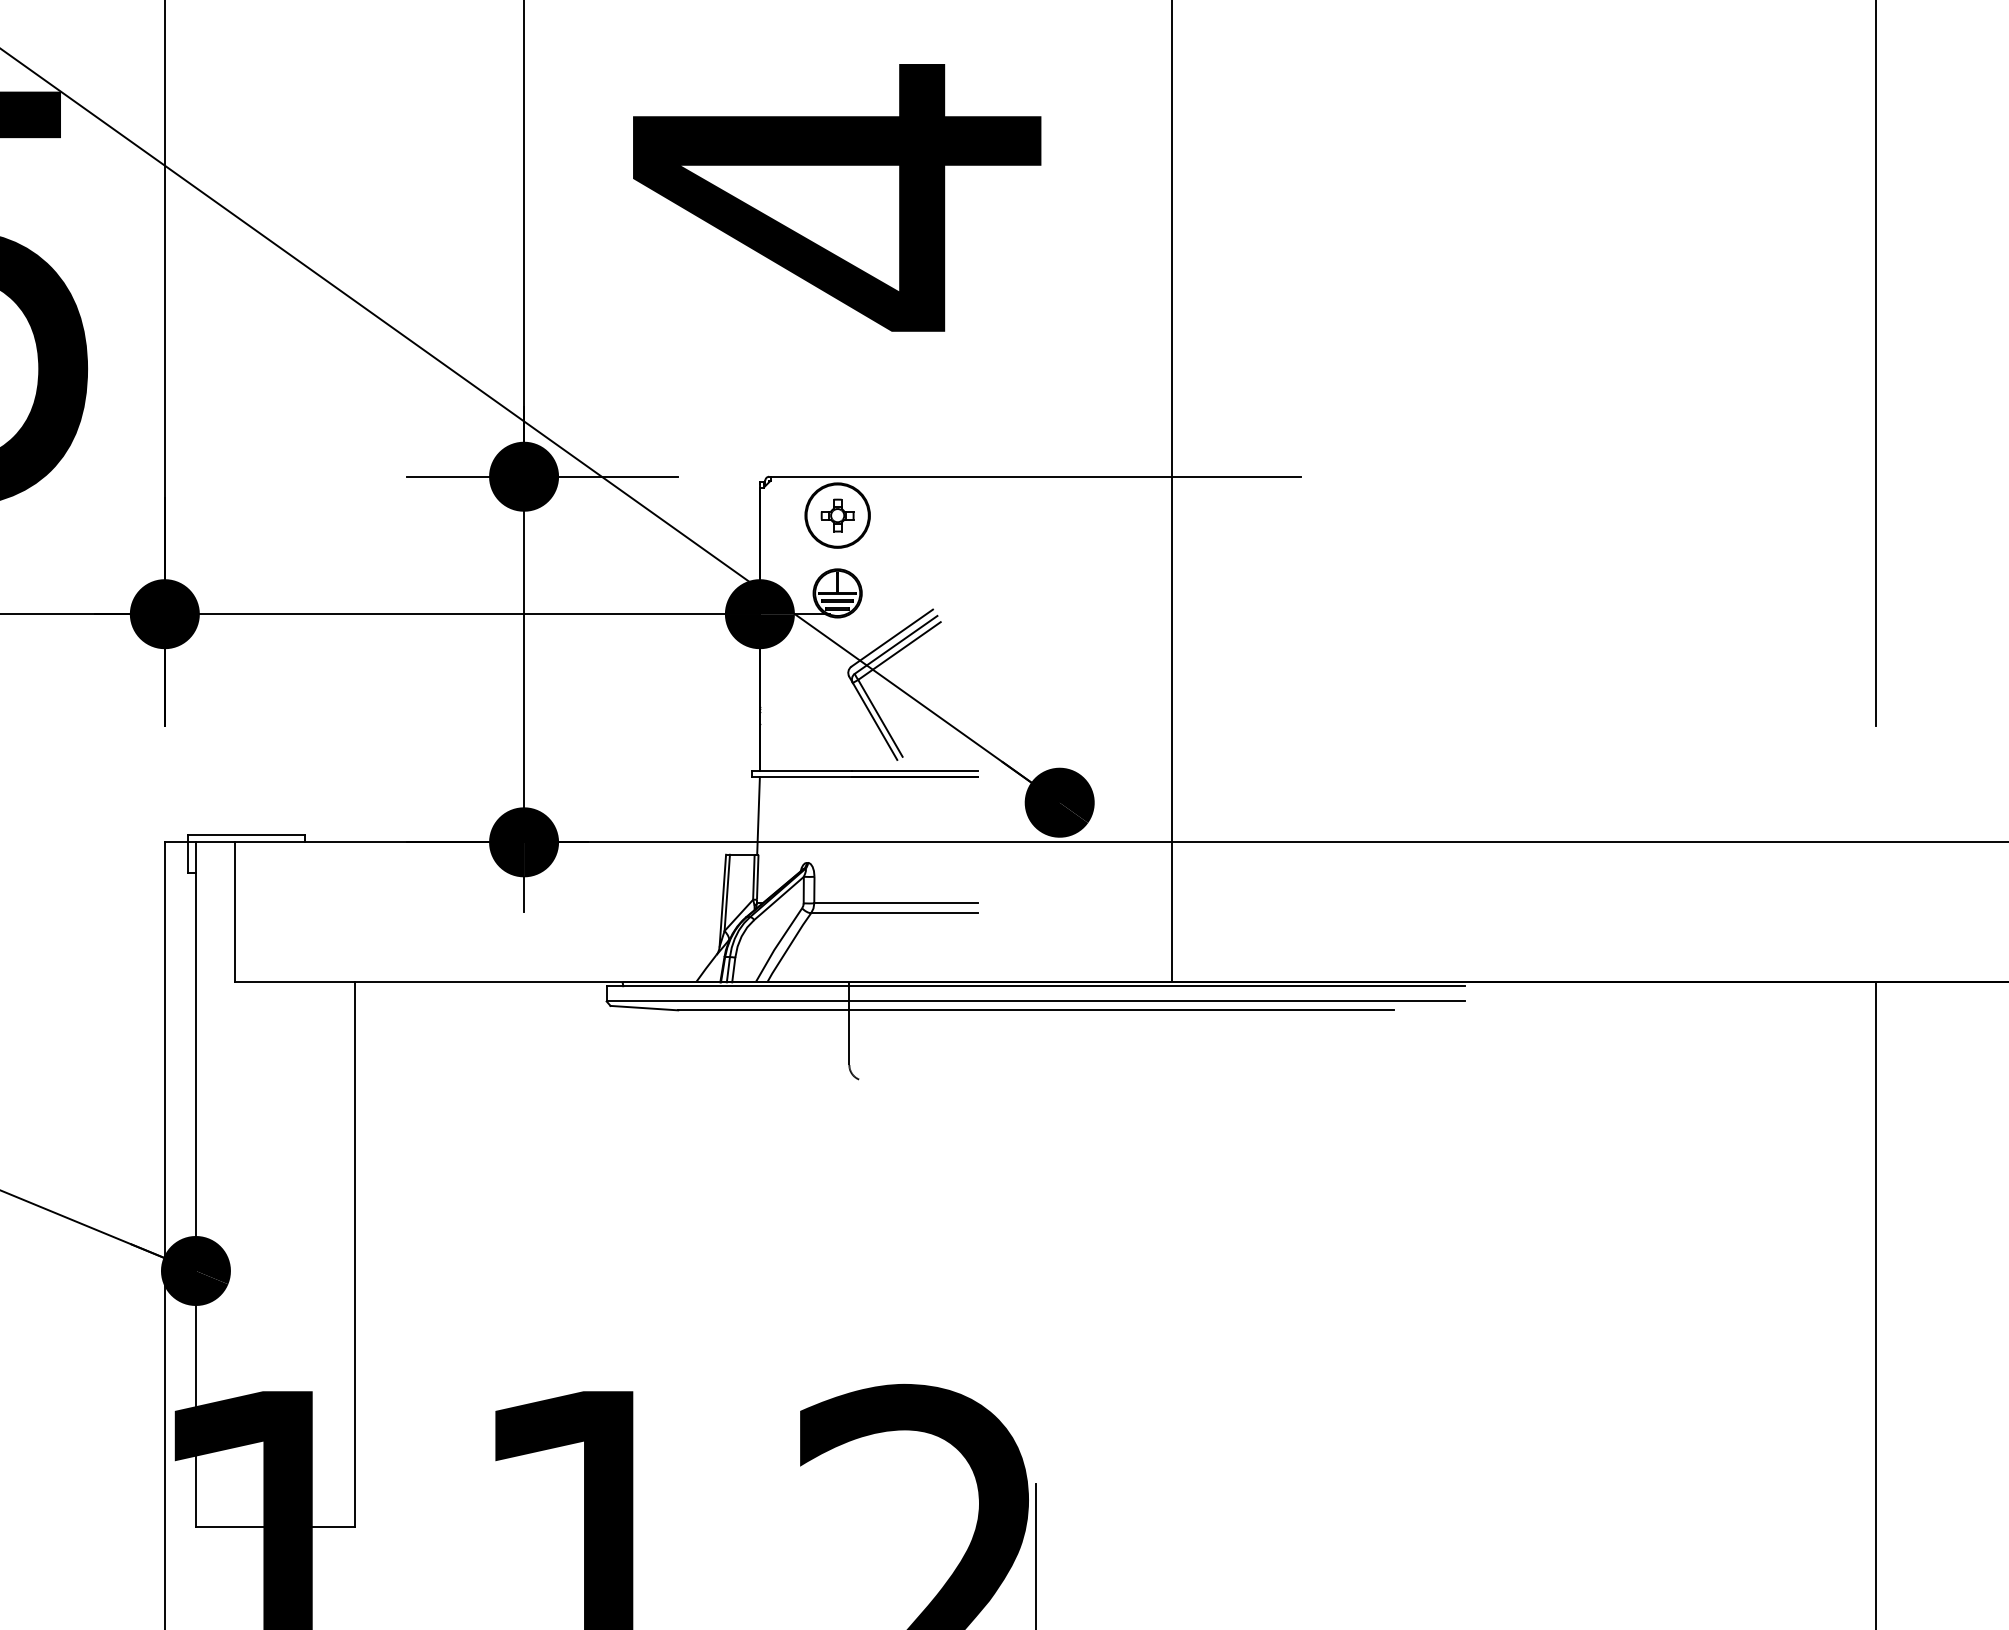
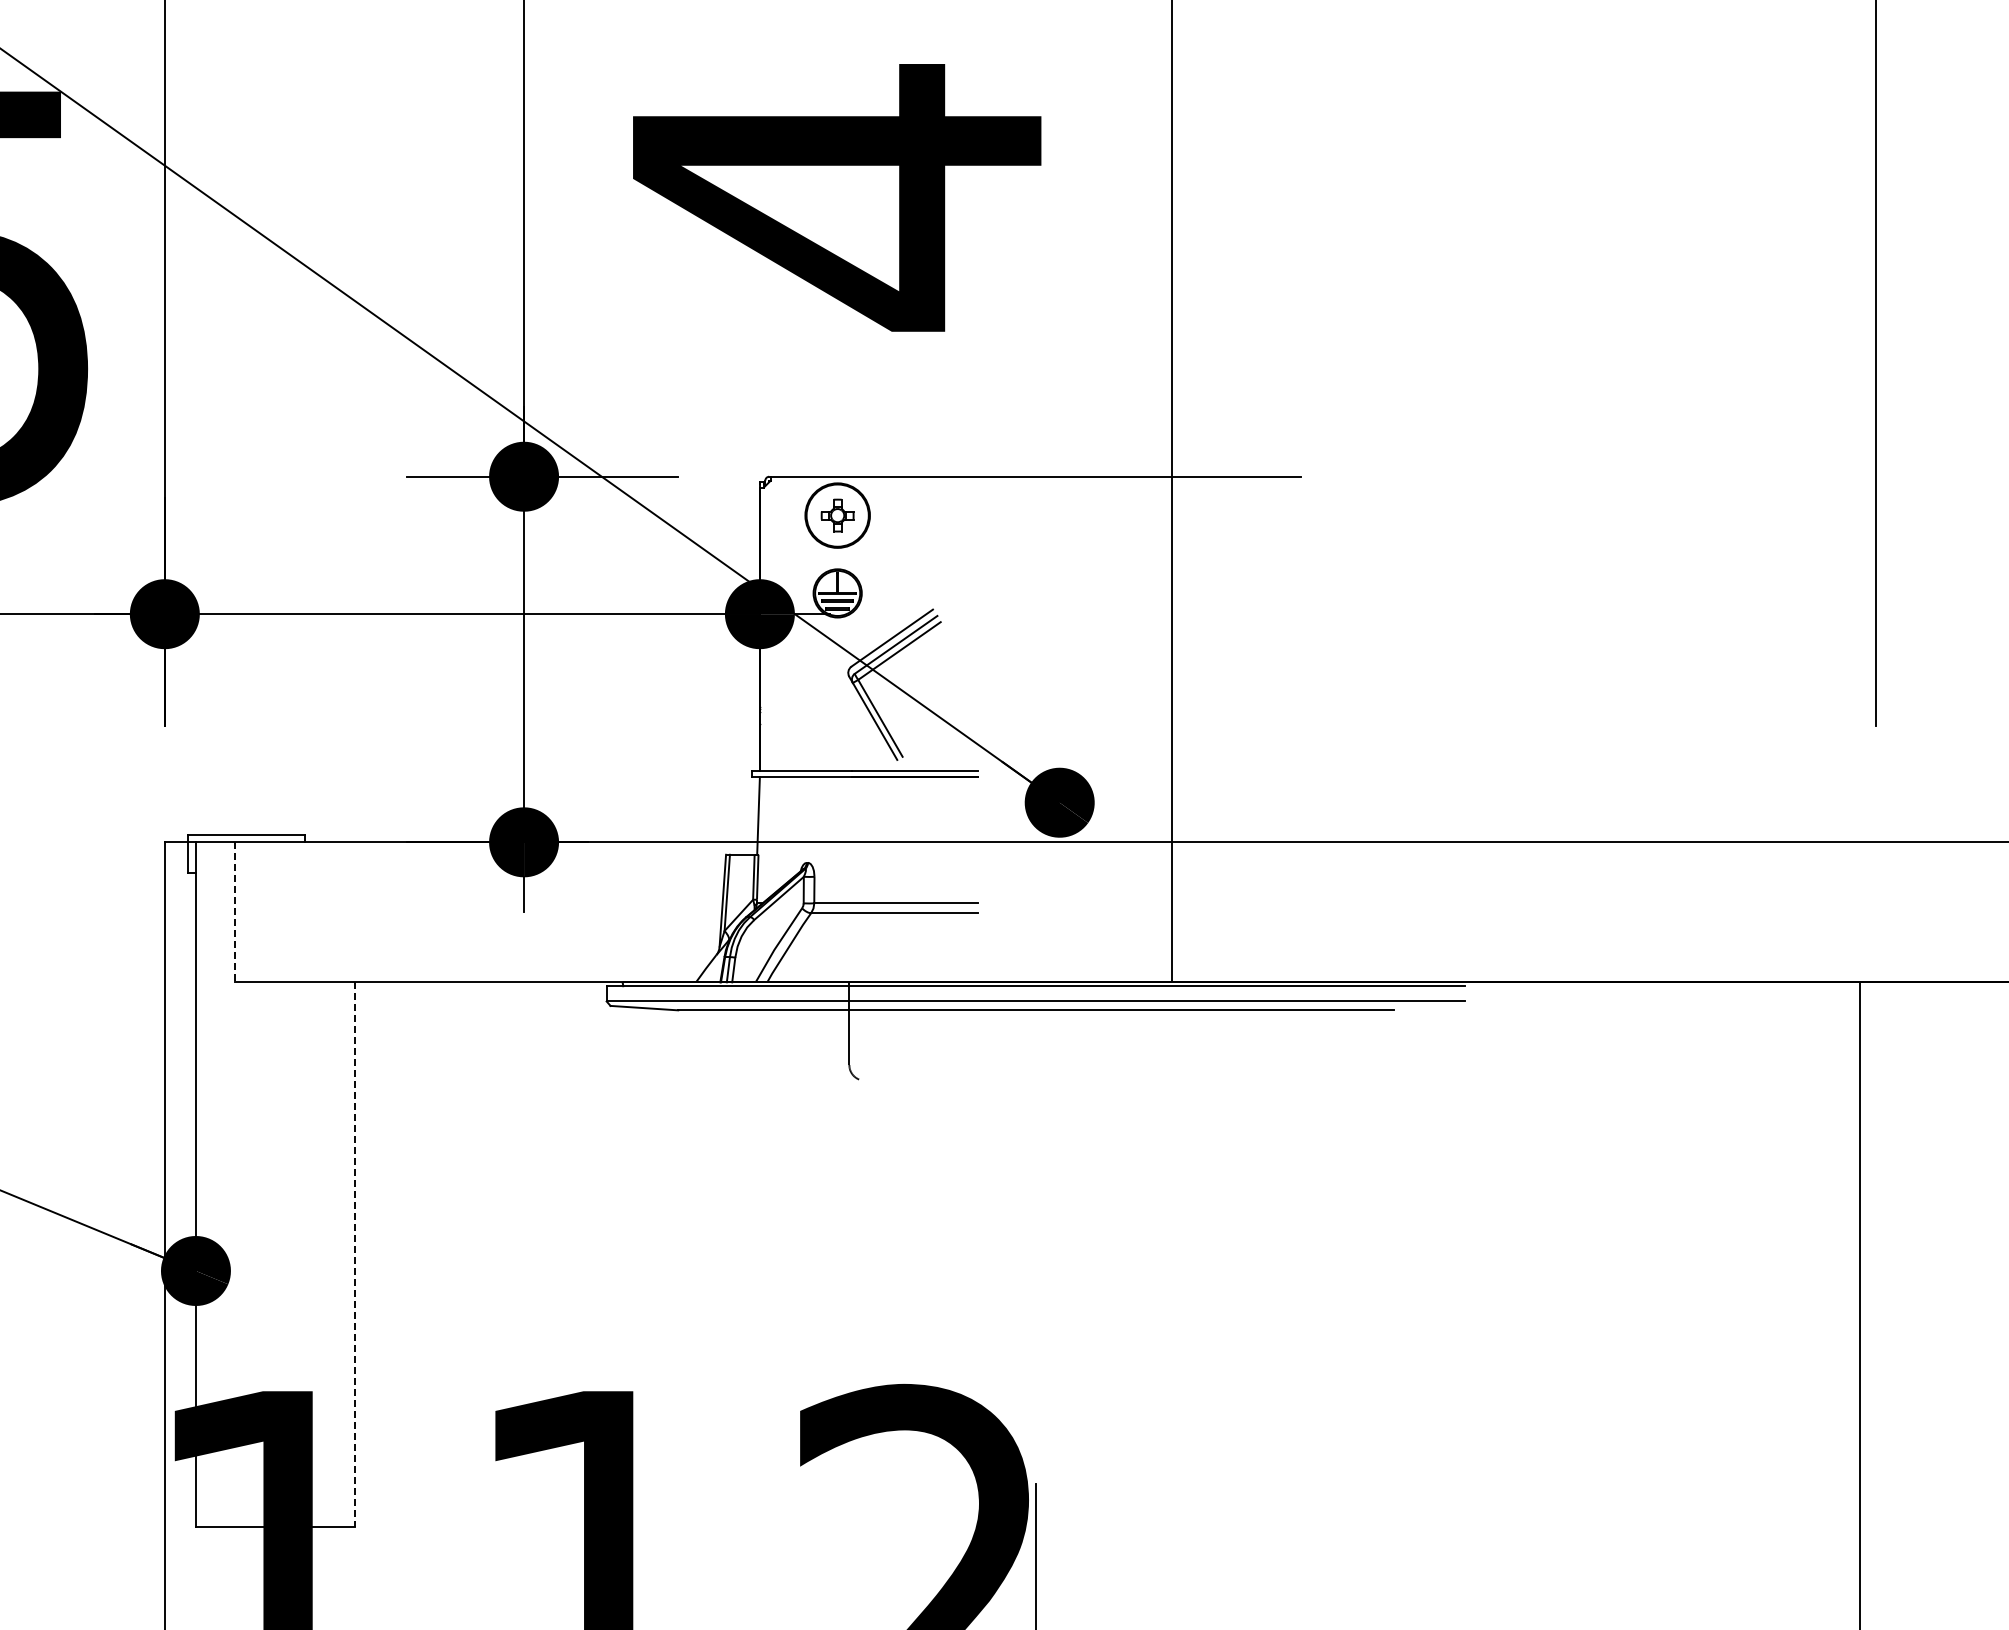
line: solid -> dashed (234, 912)
line: solid -> dashed (355, 1255)
line position: (1876, 1304) -> (1860, 1304) (1860, 1304)
